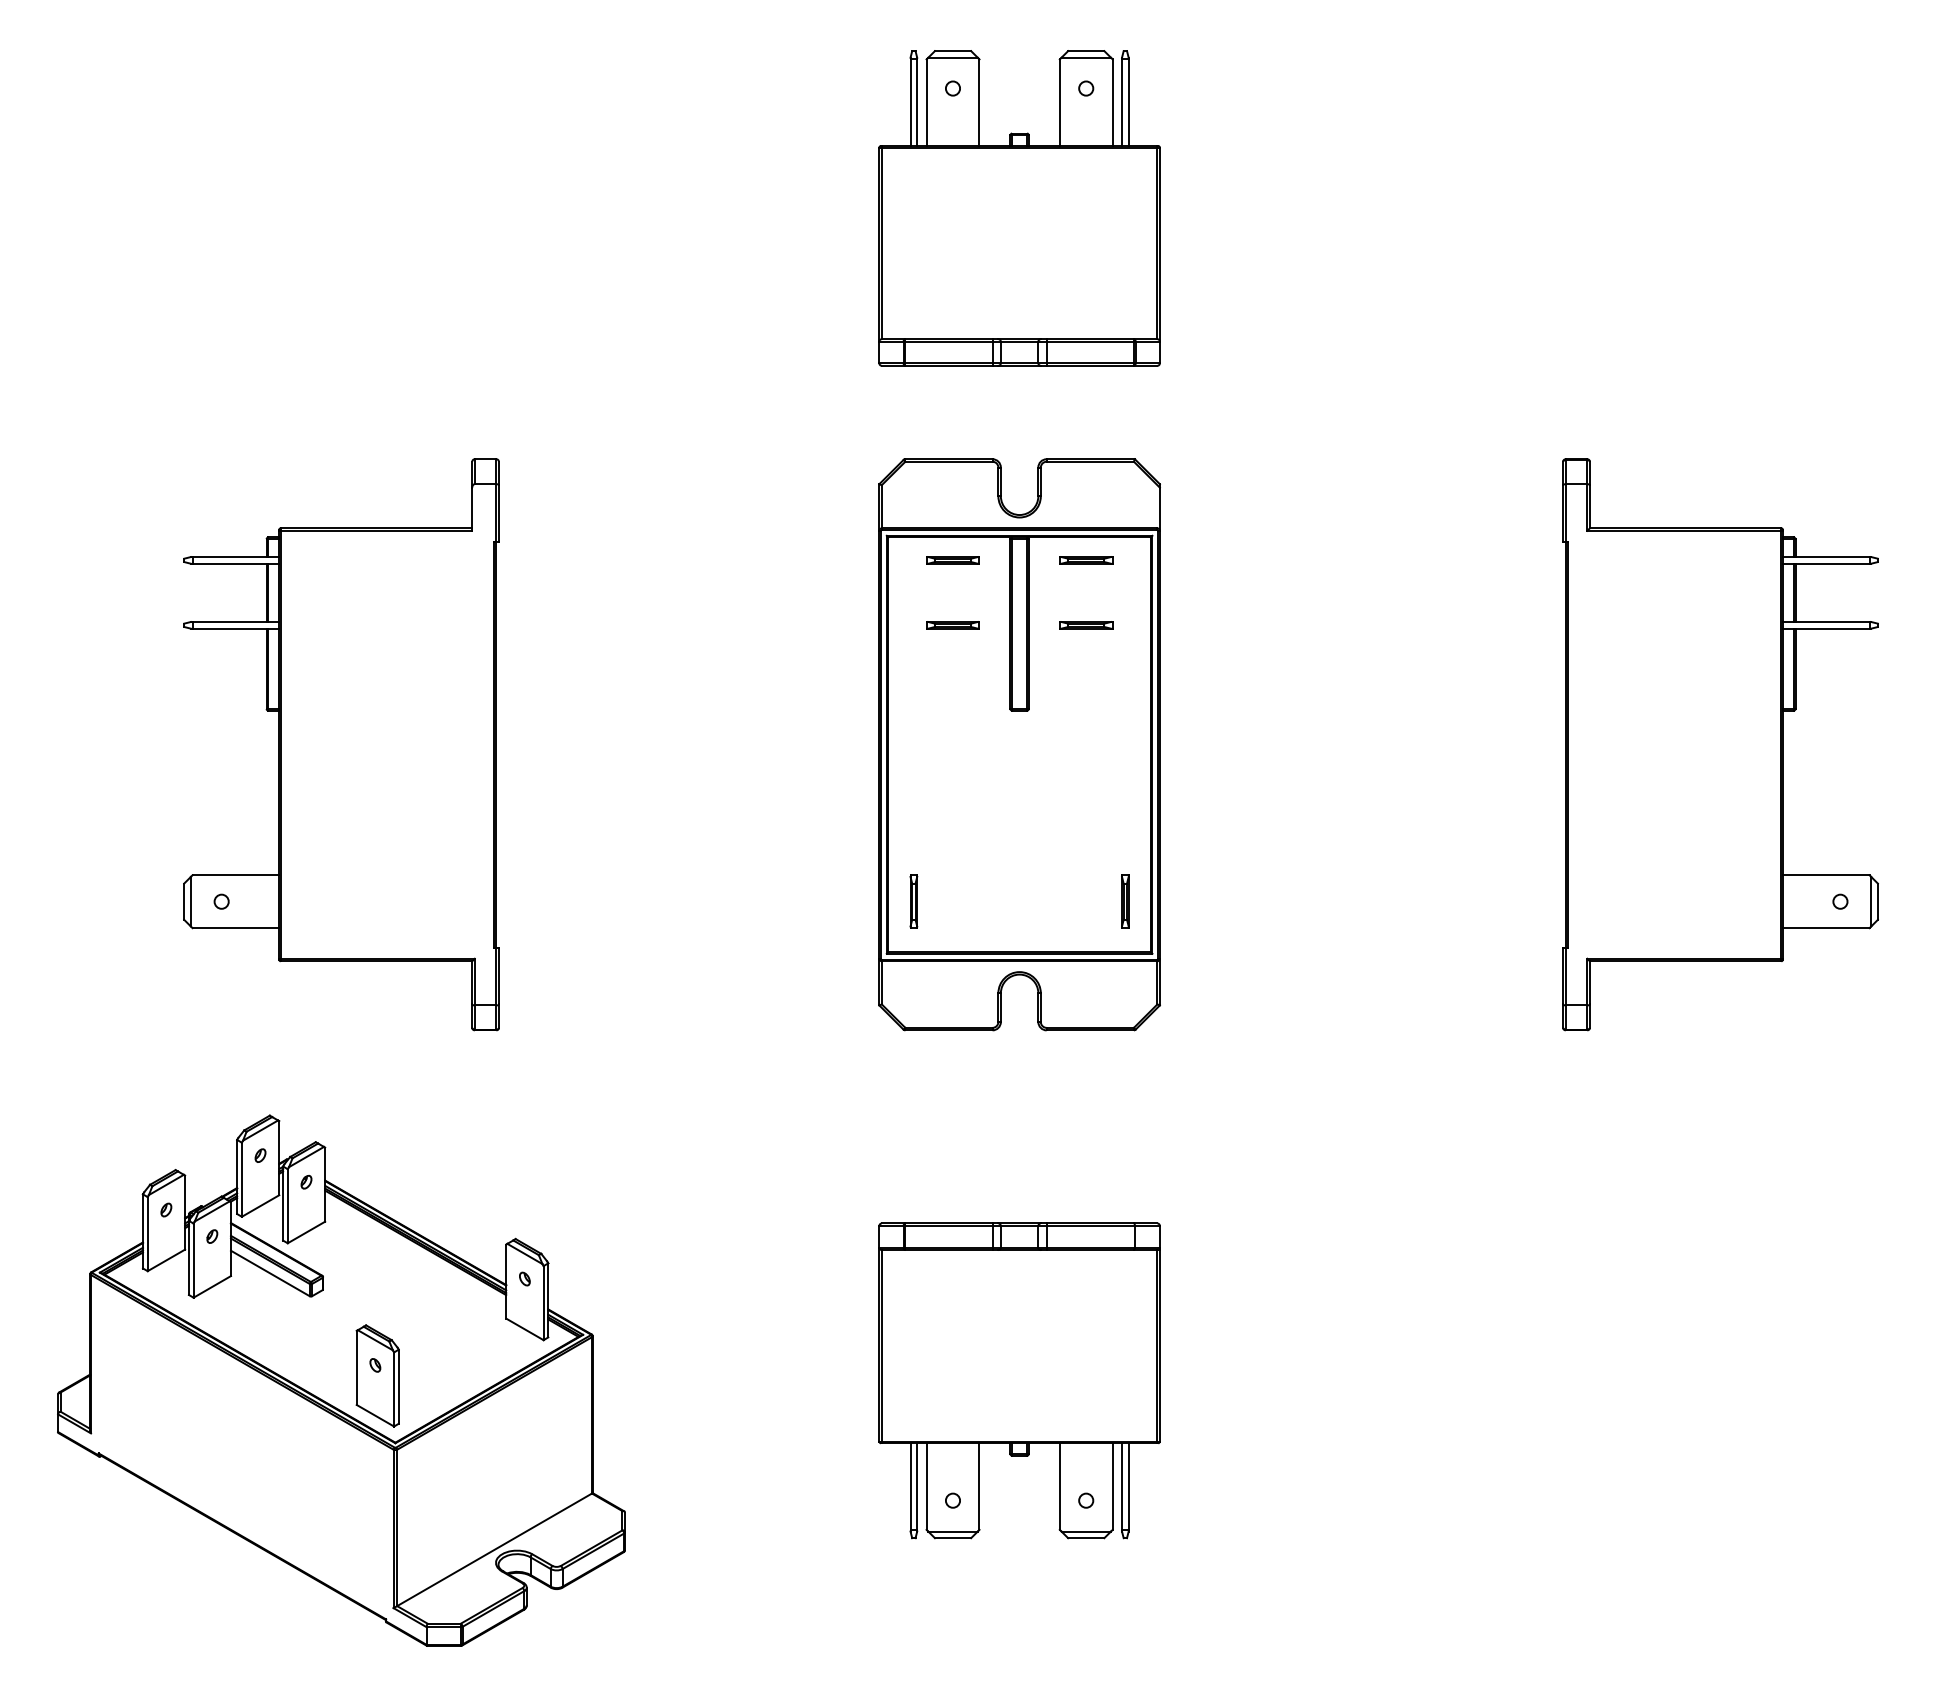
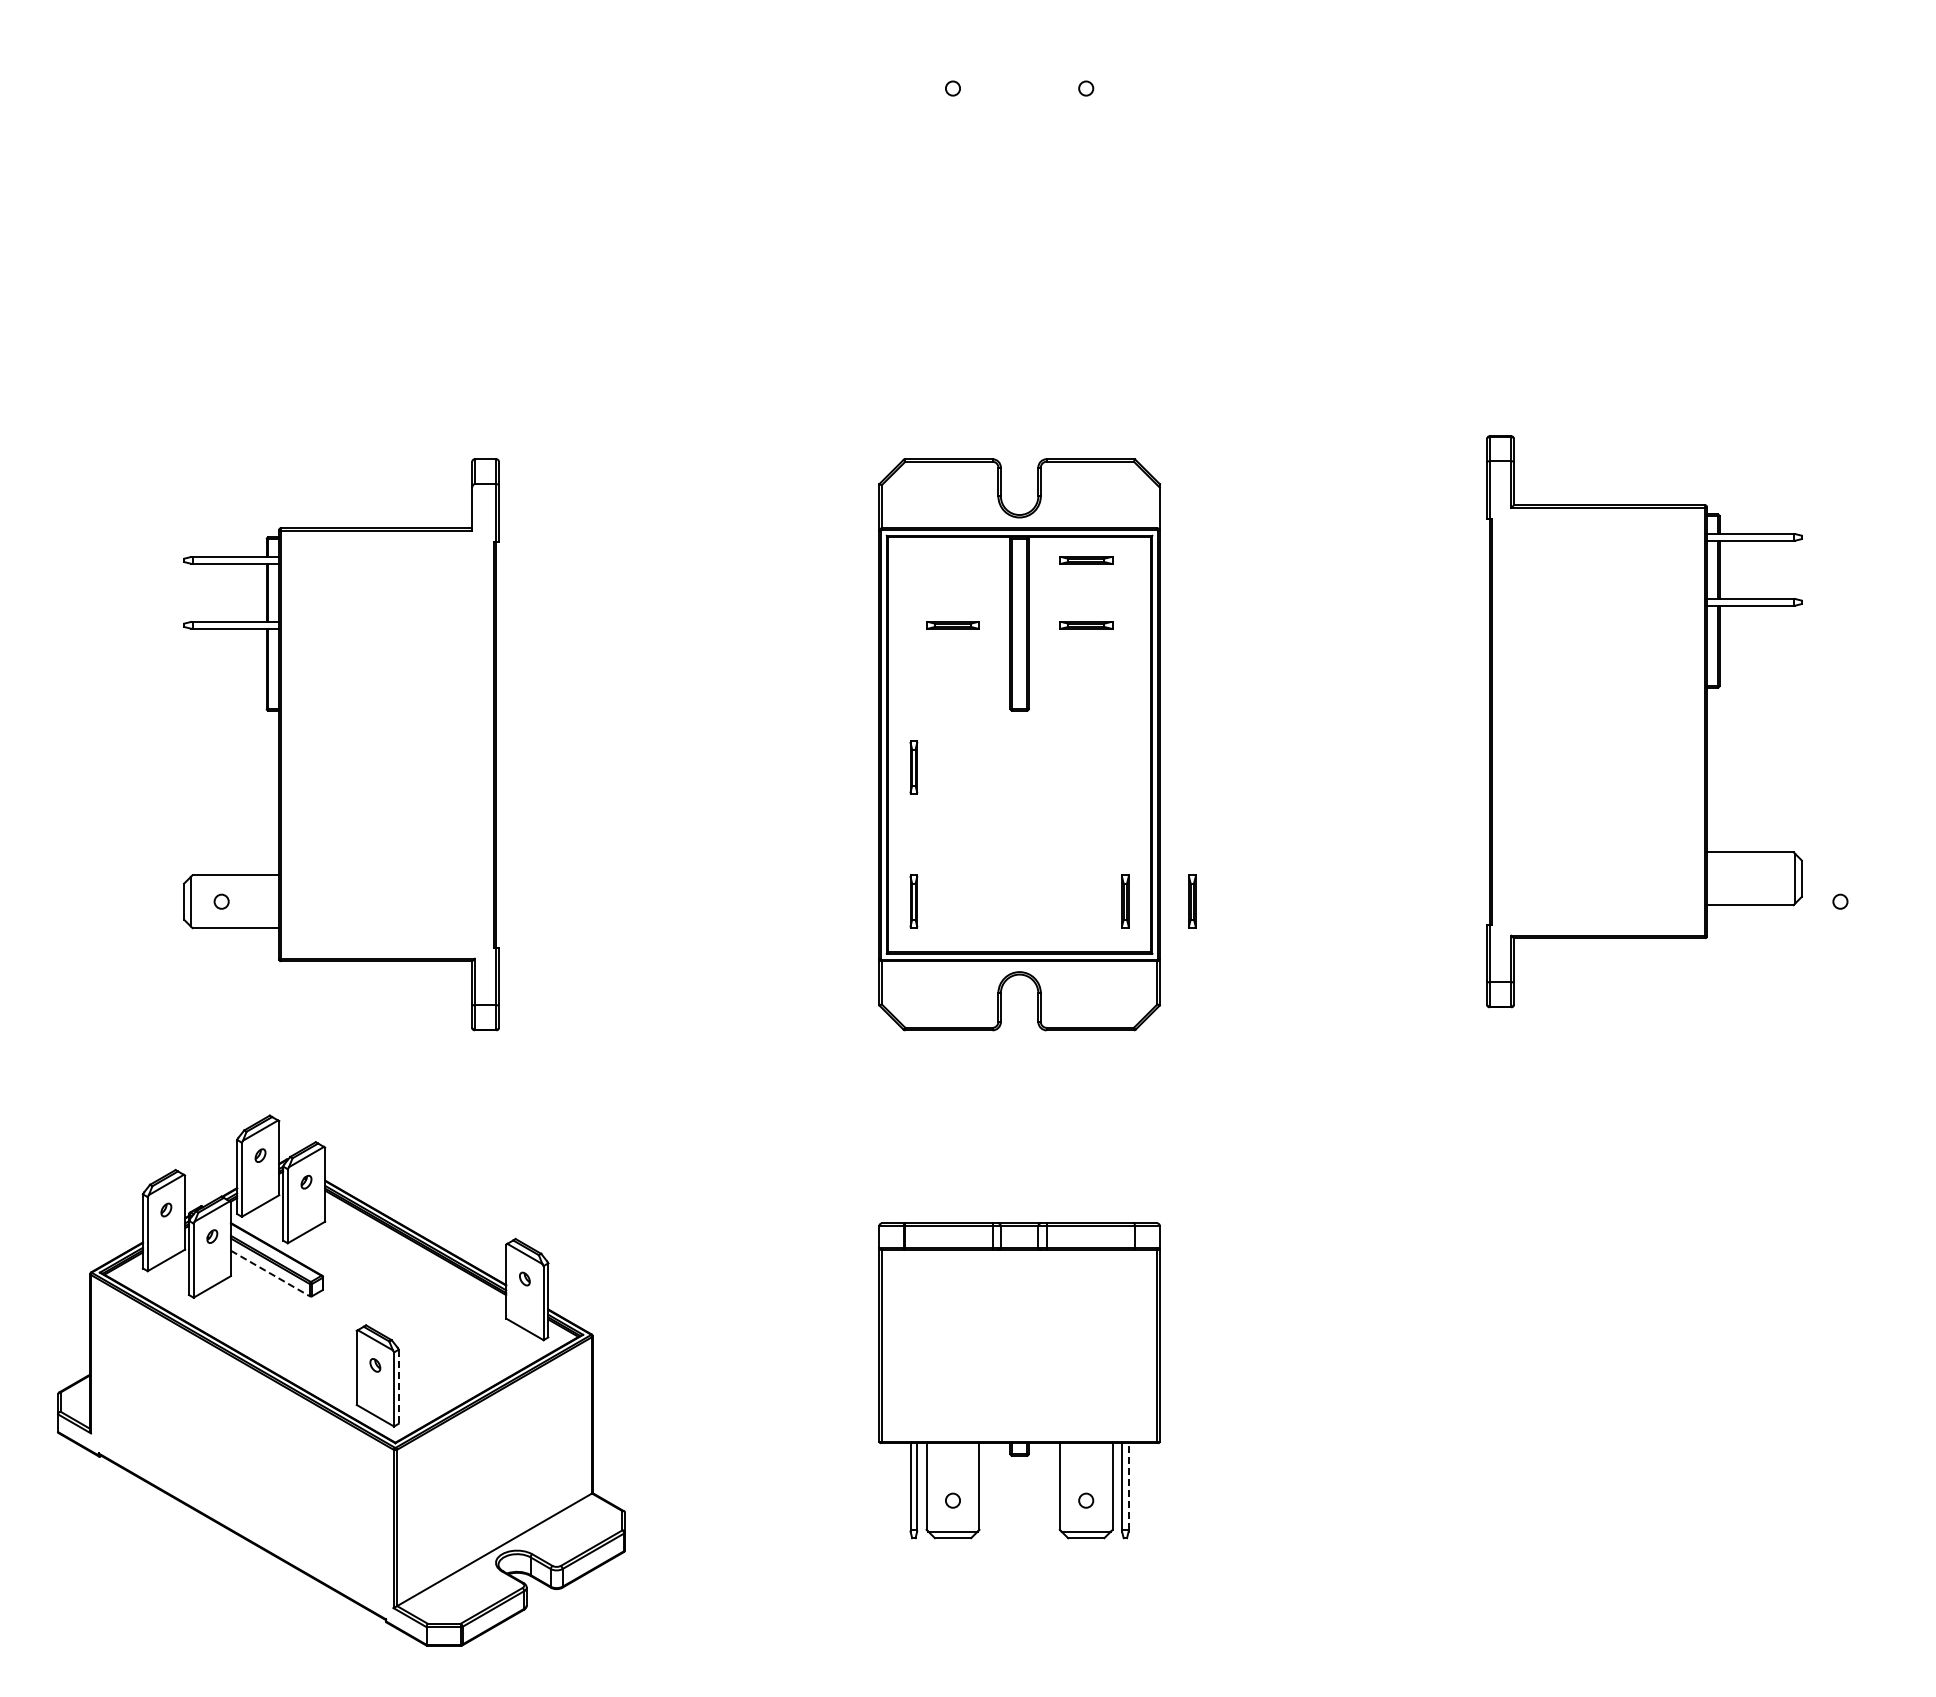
part: present -> none (1019, 208)
part: present -> none (952, 560)
part position: (1720, 744) -> (1644, 721) (1644, 721)
part: none -> present (913, 767)
part: none -> present (1192, 901)
line: solid -> dashed (270, 1273)
line: solid -> dashed (398, 1387)
line: solid -> dashed (1128, 1486)
